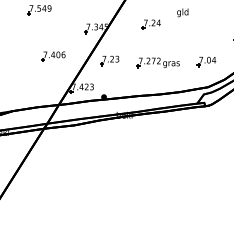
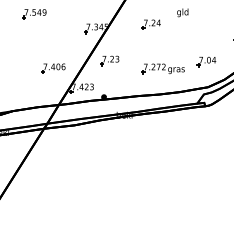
part position: (39, 10) -> (34, 14) (34, 14)
part position: (53, 56) -> (53, 68) (53, 68)
part position: (157, 62) -> (162, 68) (162, 68)
